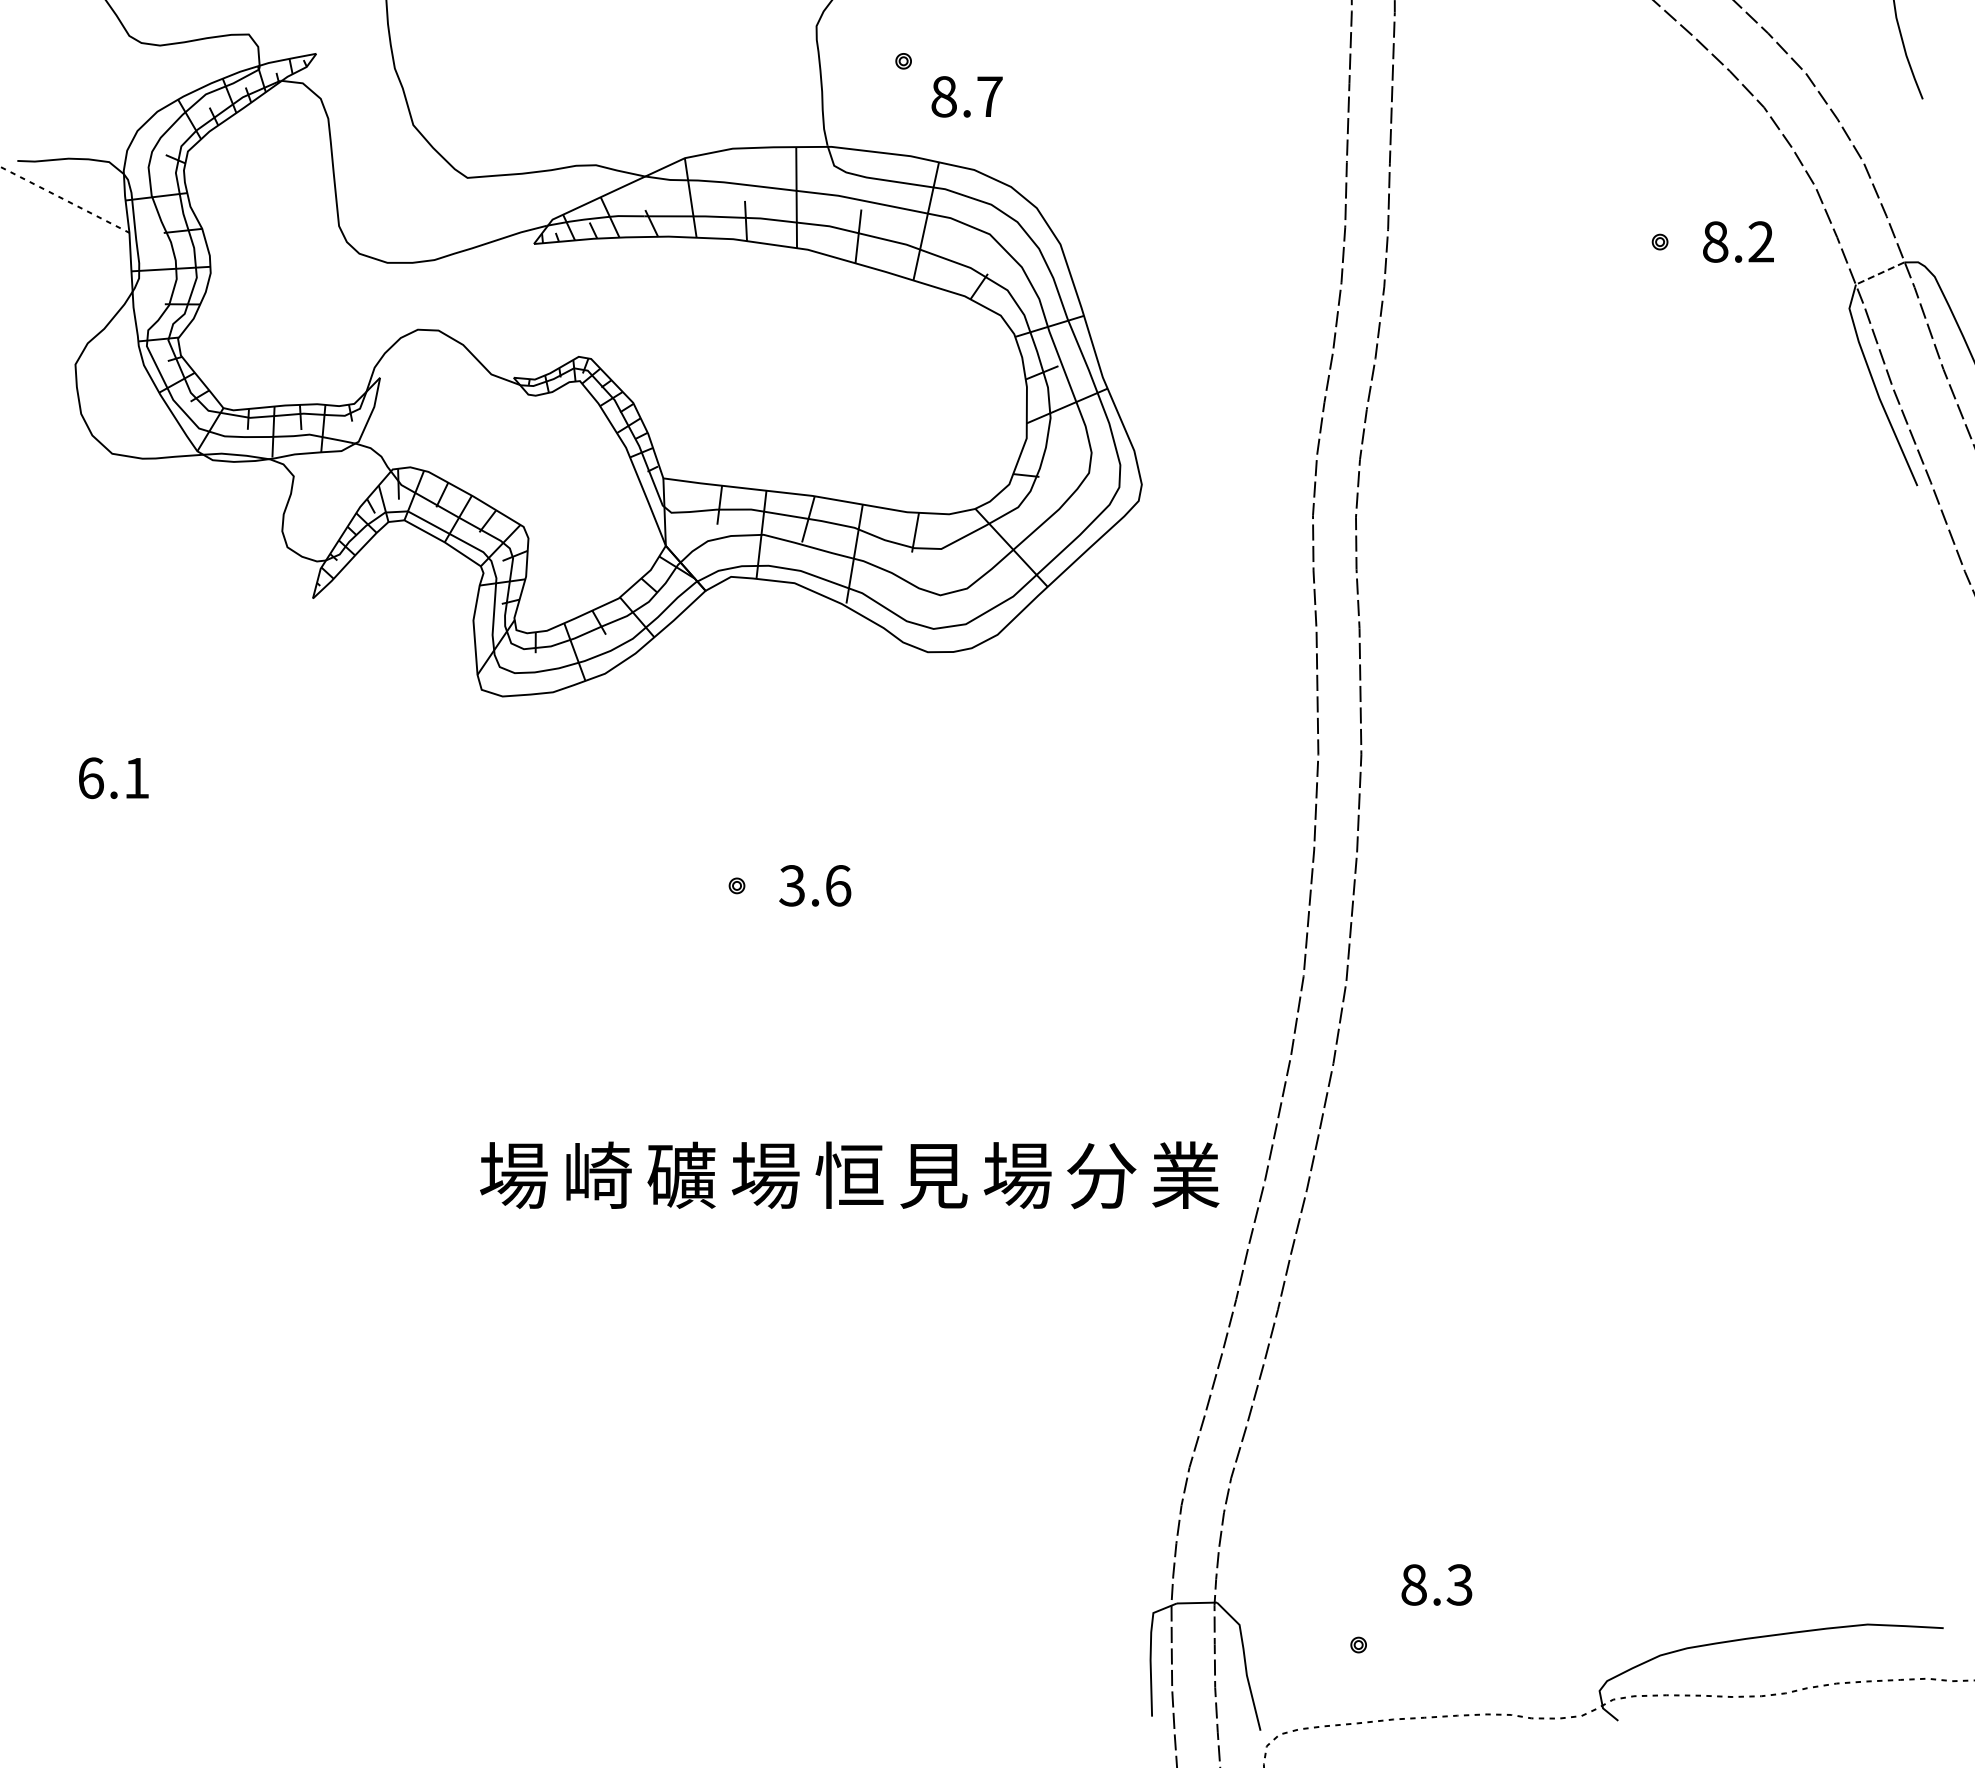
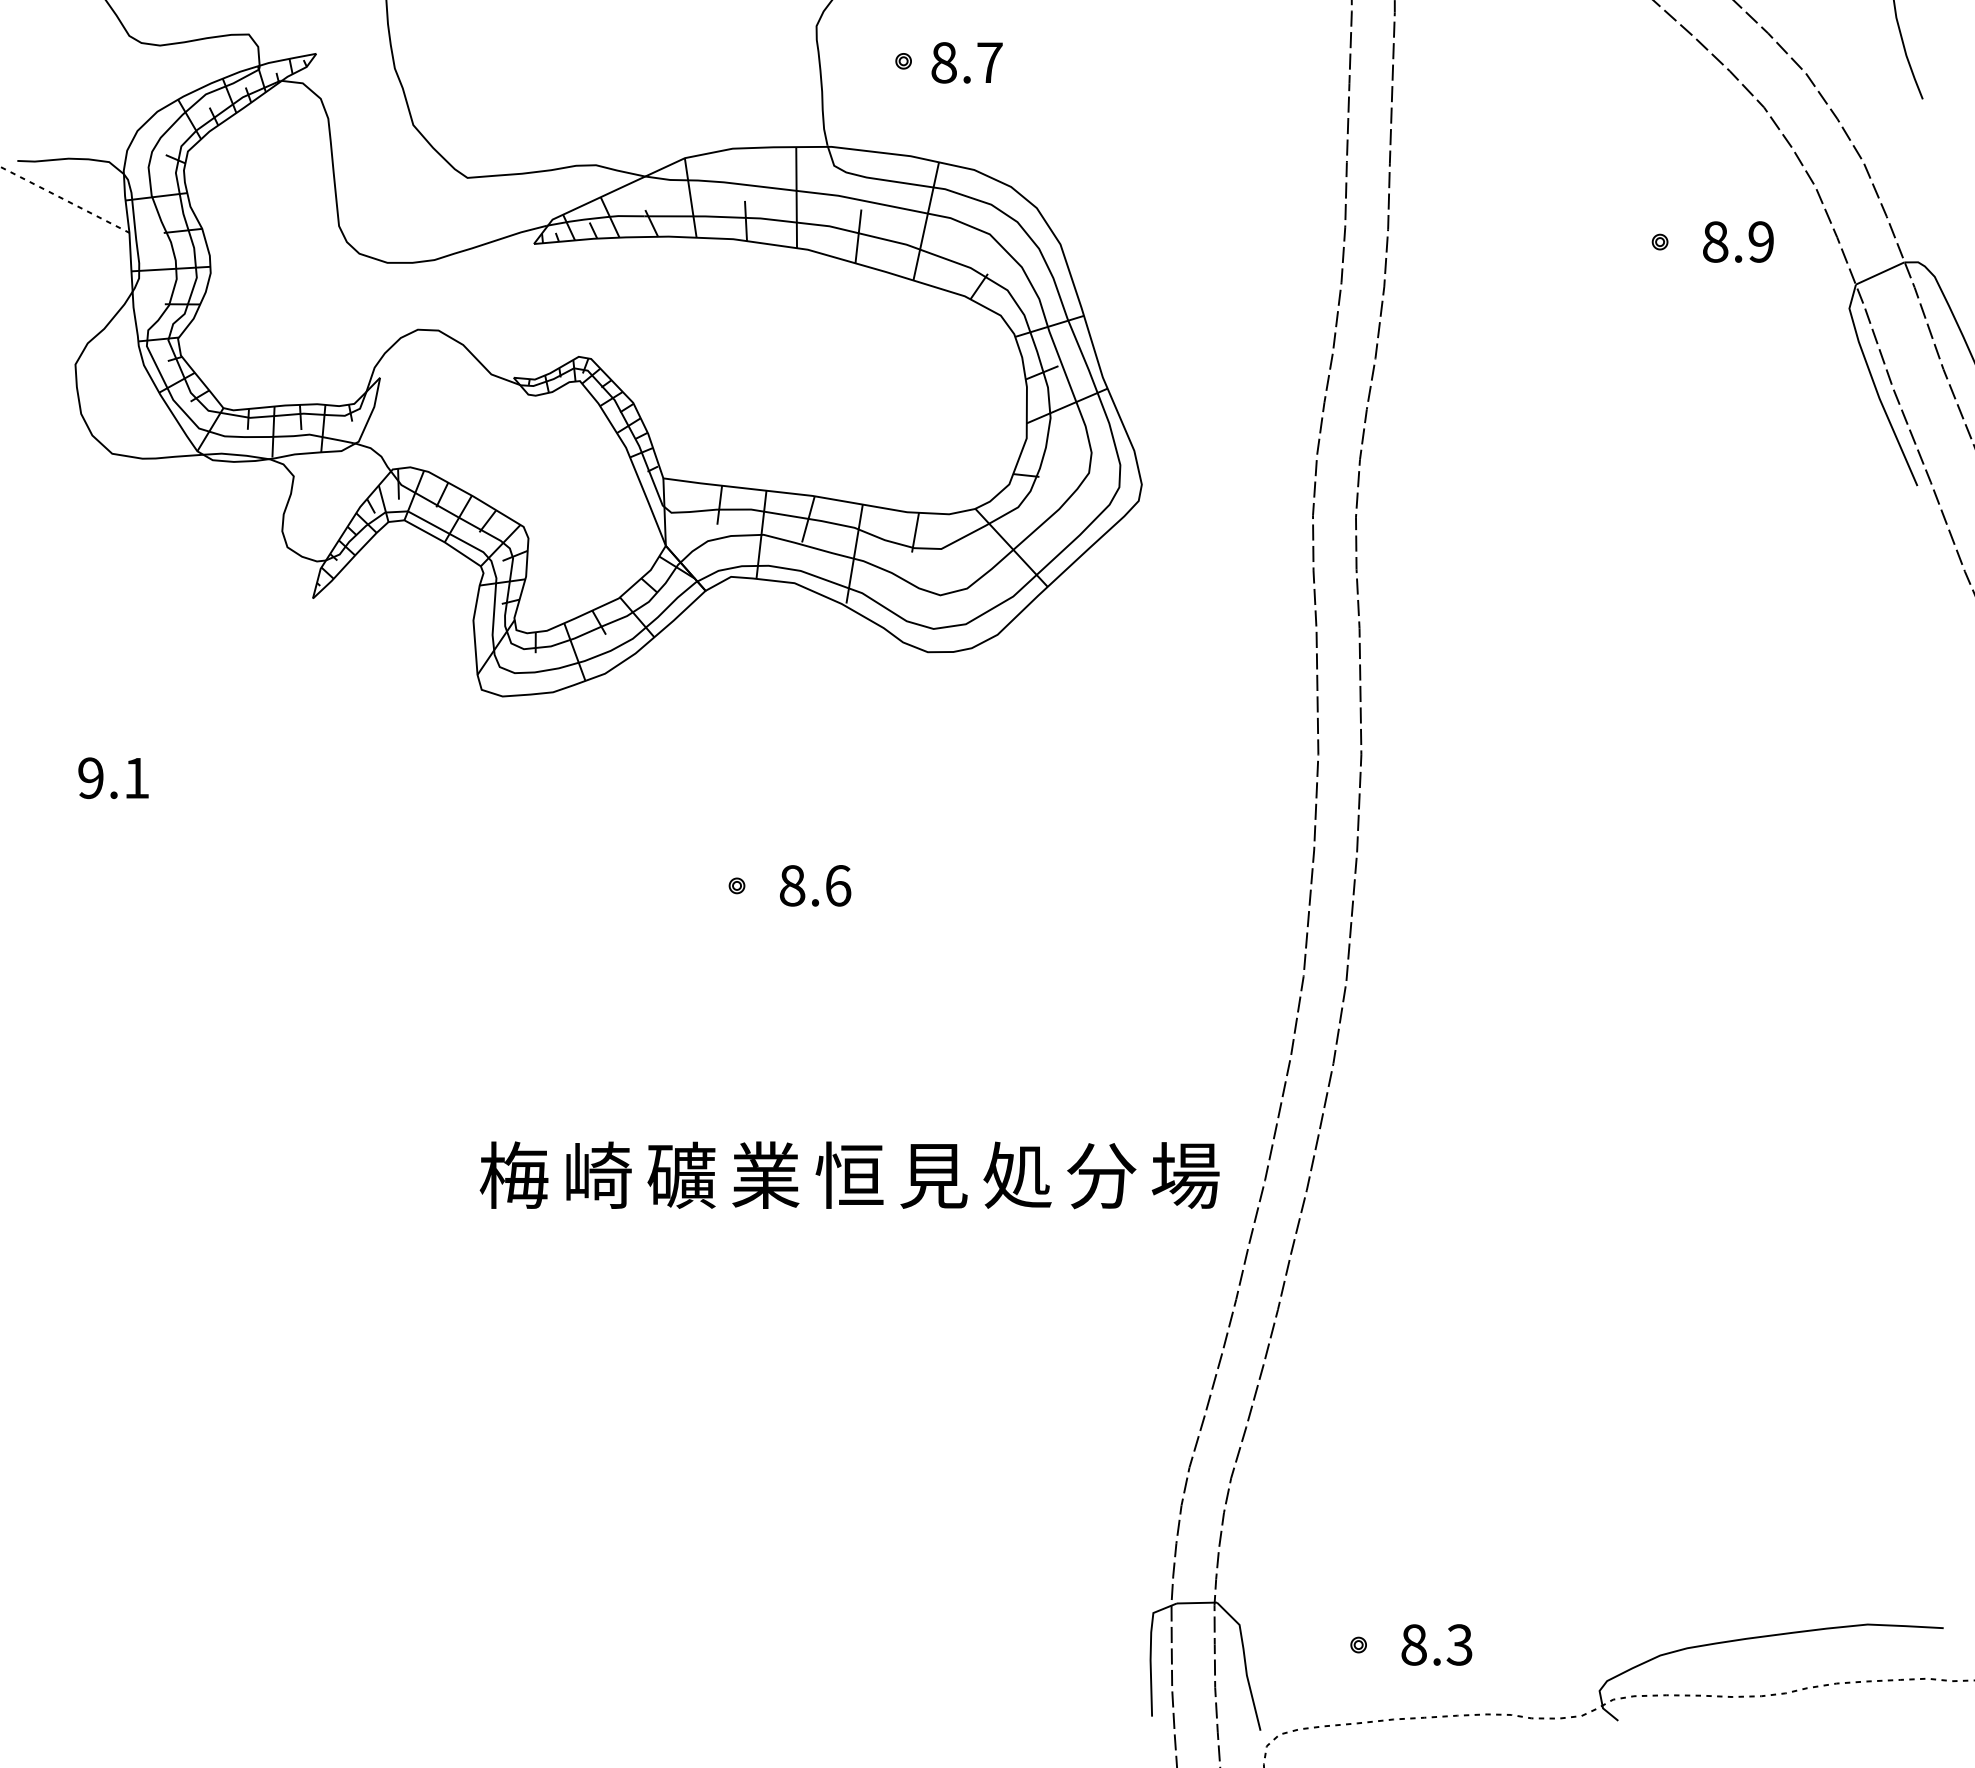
text position: (966, 96) -> (966, 62) (966, 62)
text: 8.2 -> 8.9 (1760, 241)
line: dashed -> solid (1880, 273)
text: 6.1 -> 9.1 (90, 778)
text: 3.6 -> 8.6 (792, 885)
text: 場 -> 梅 (513, 1174)
text: 場 -> 業 (765, 1175)
text: 場 -> 処 (1017, 1175)
text: 業 -> 場 (1185, 1175)
text position: (1436, 1584) -> (1436, 1644) (1436, 1644)
